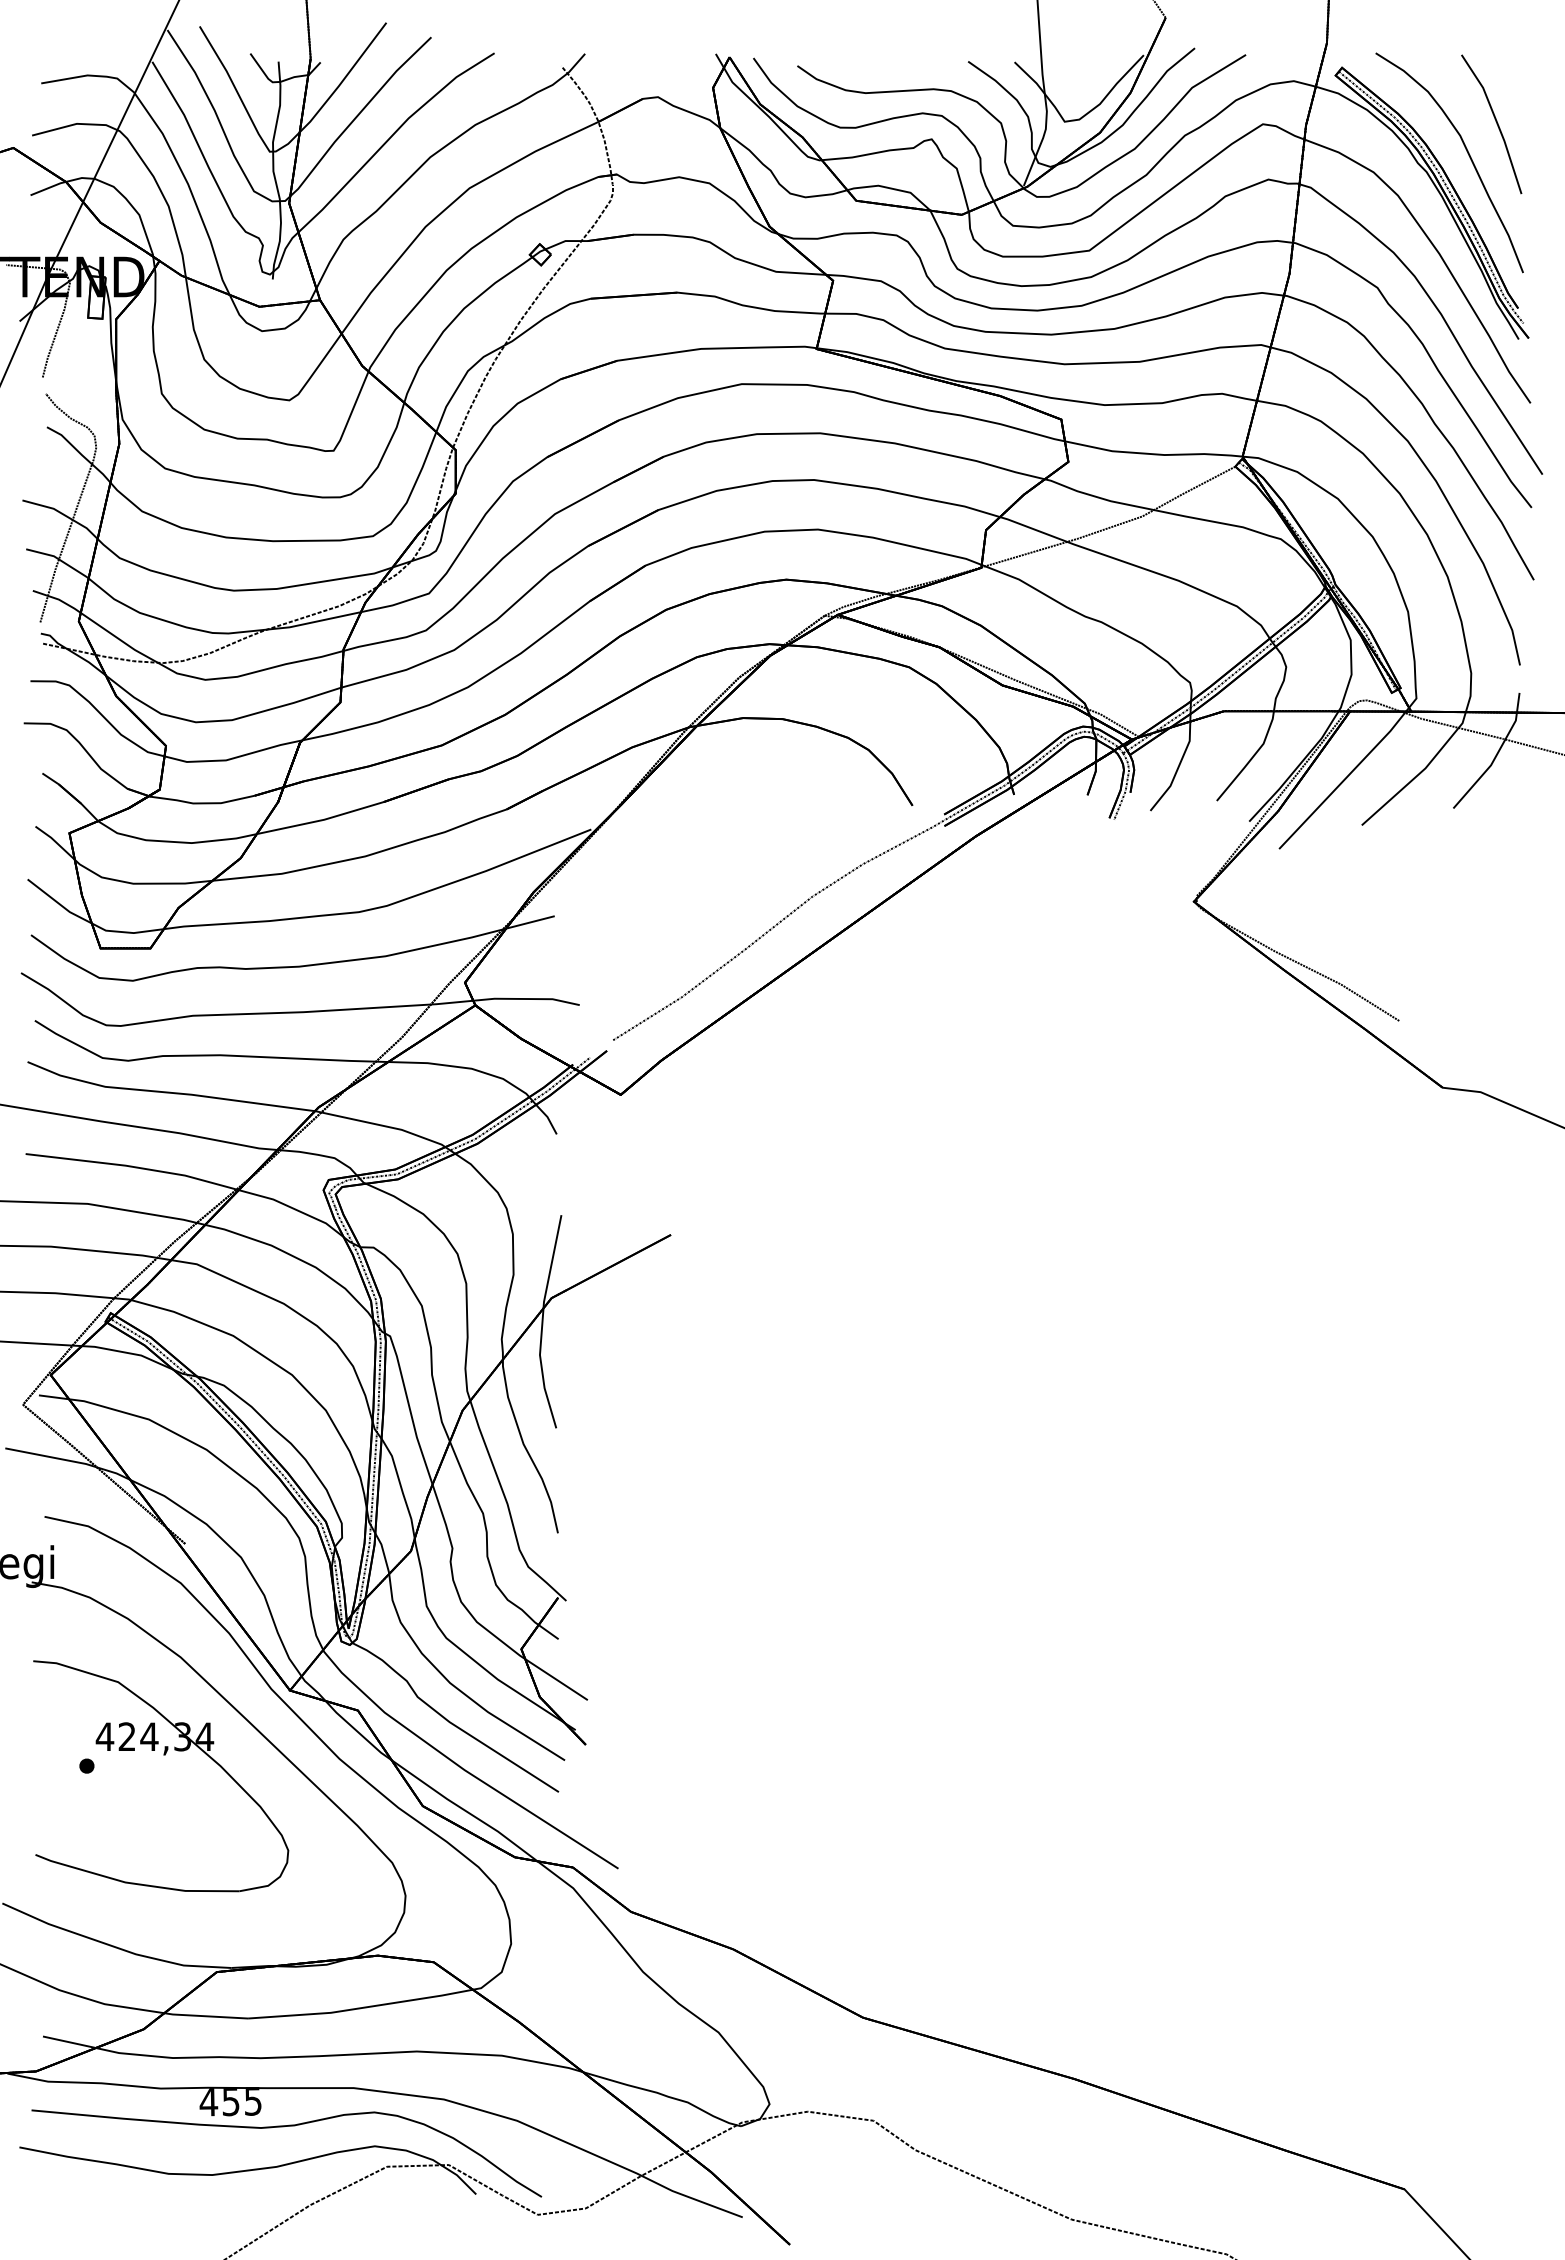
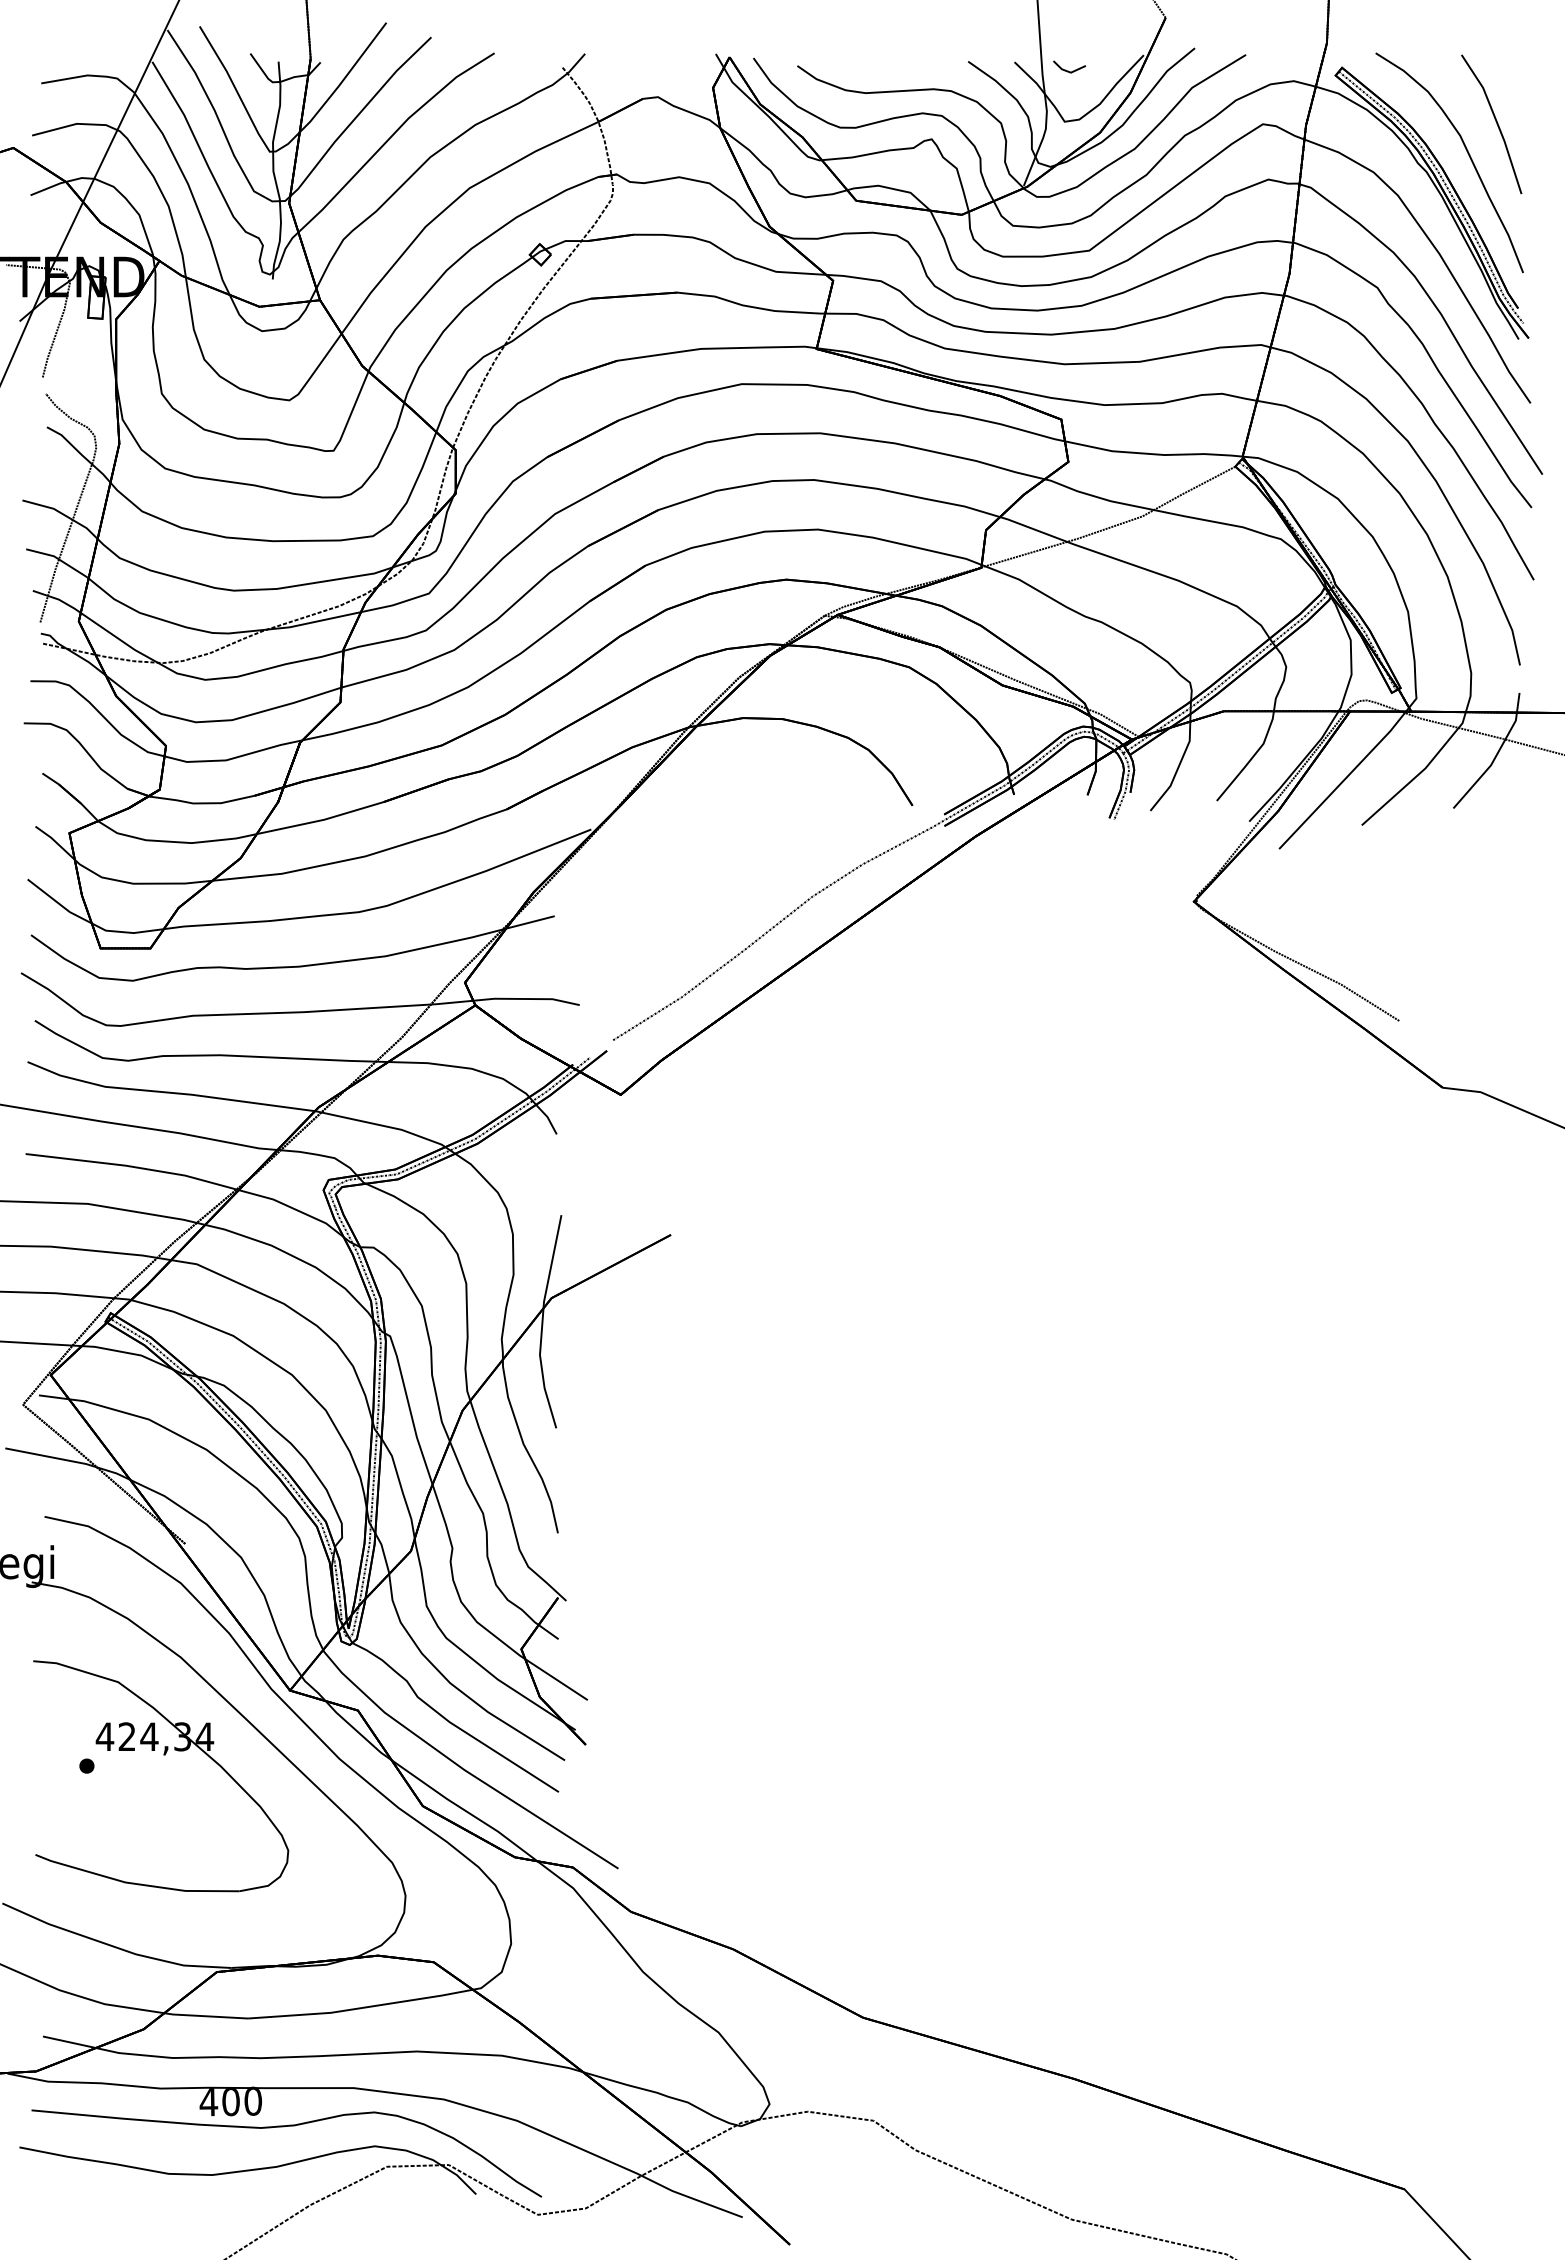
part: none -> present (1069, 66)
text: 455 -> 400 (242, 2101)
